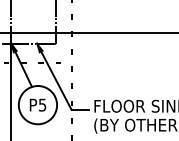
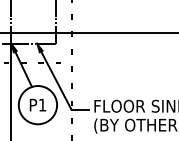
text: P5 -> P1 (42, 104)
